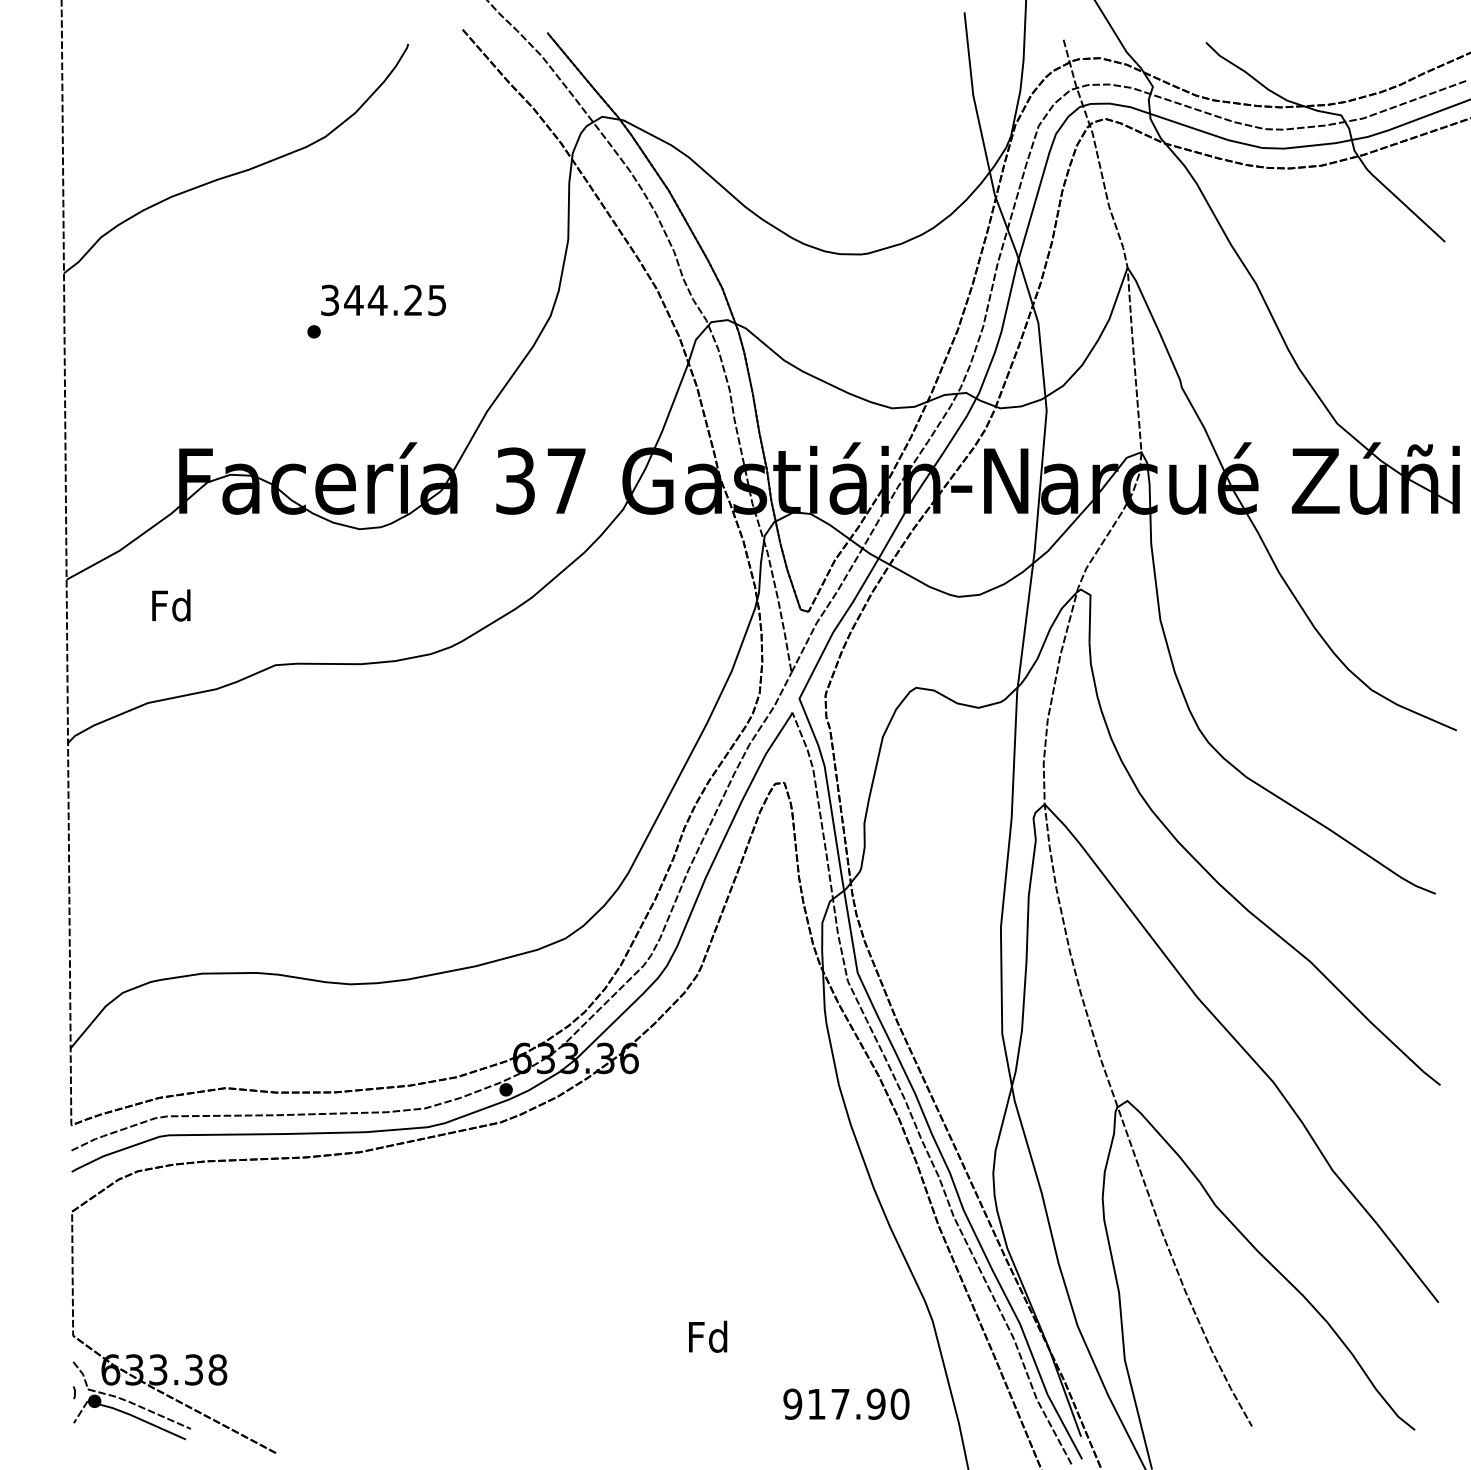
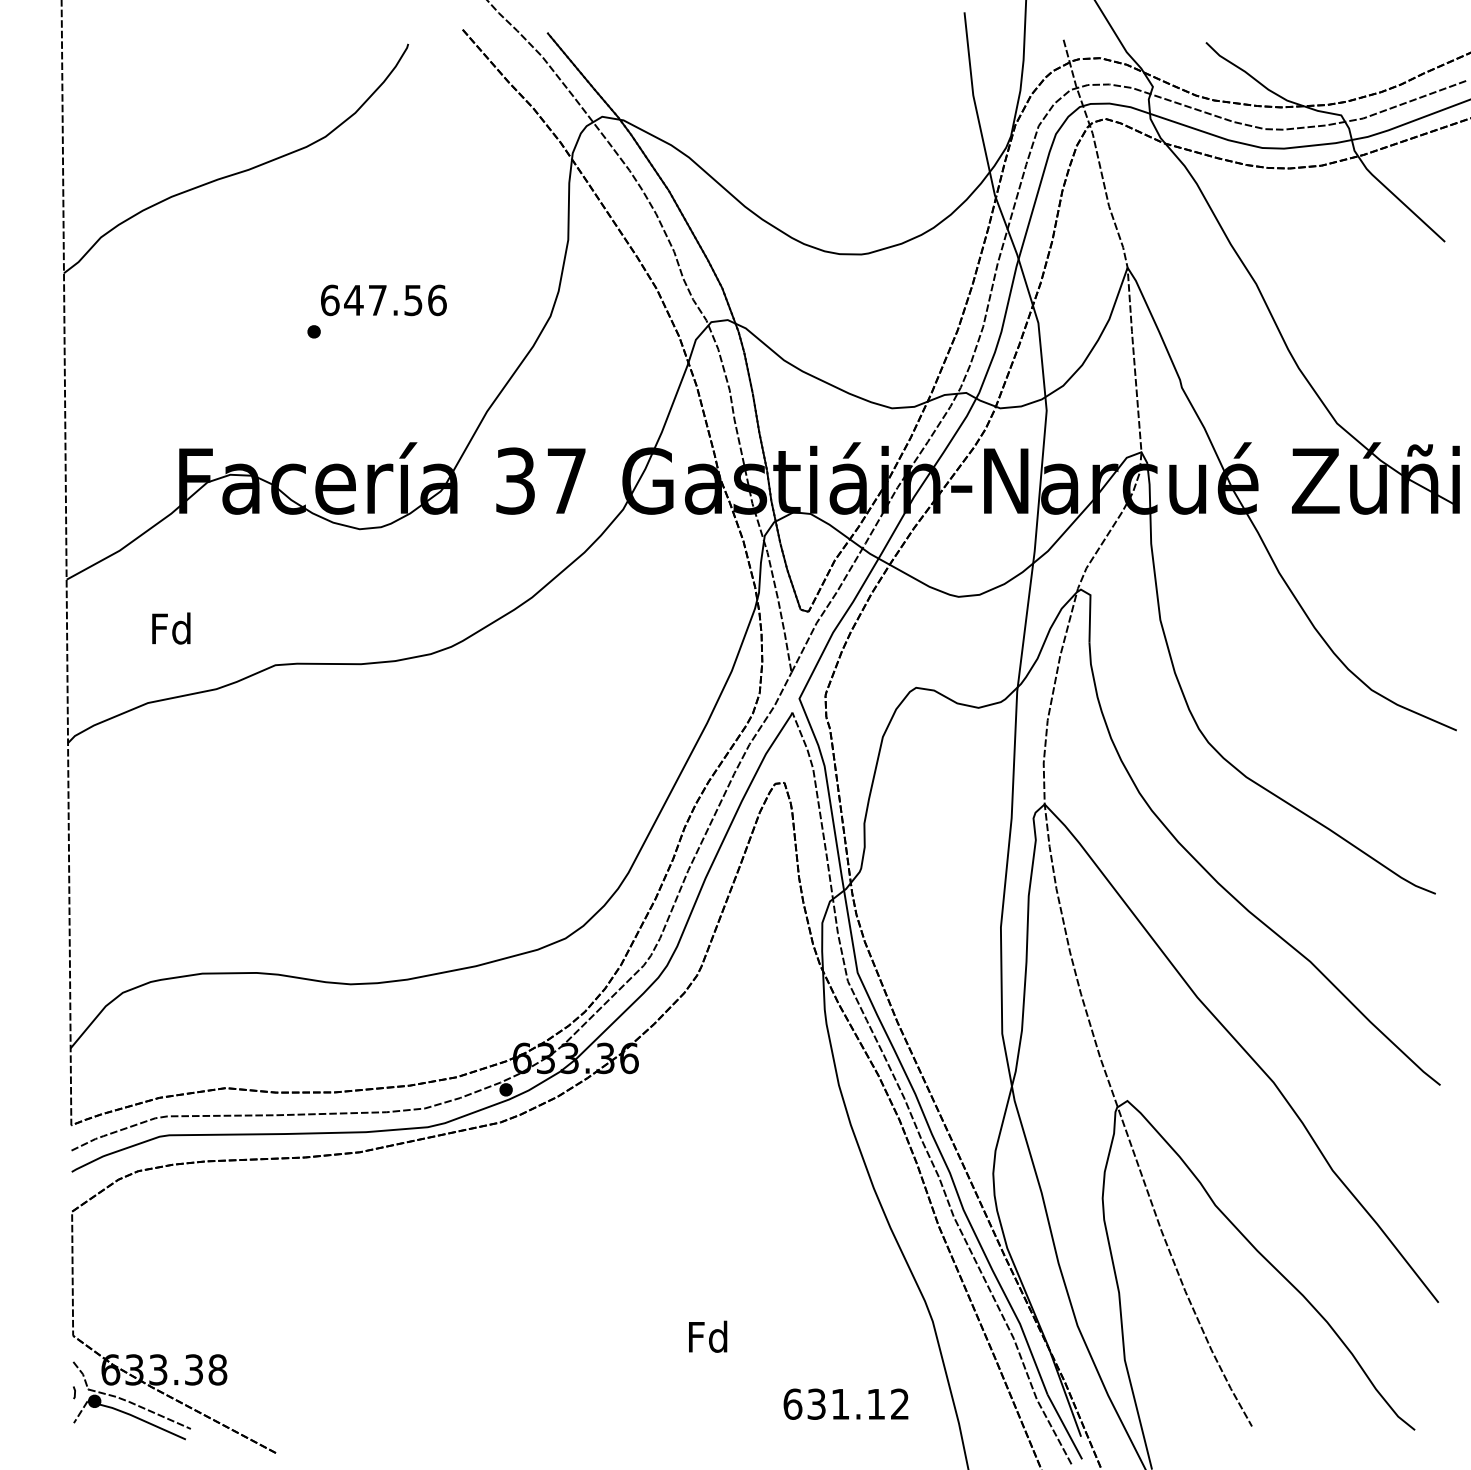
text: 344.25 -> 647.56 (383, 300)
text position: (171, 605) -> (171, 628) (171, 628)
text: 917.90 -> 631.12 (846, 1403)
